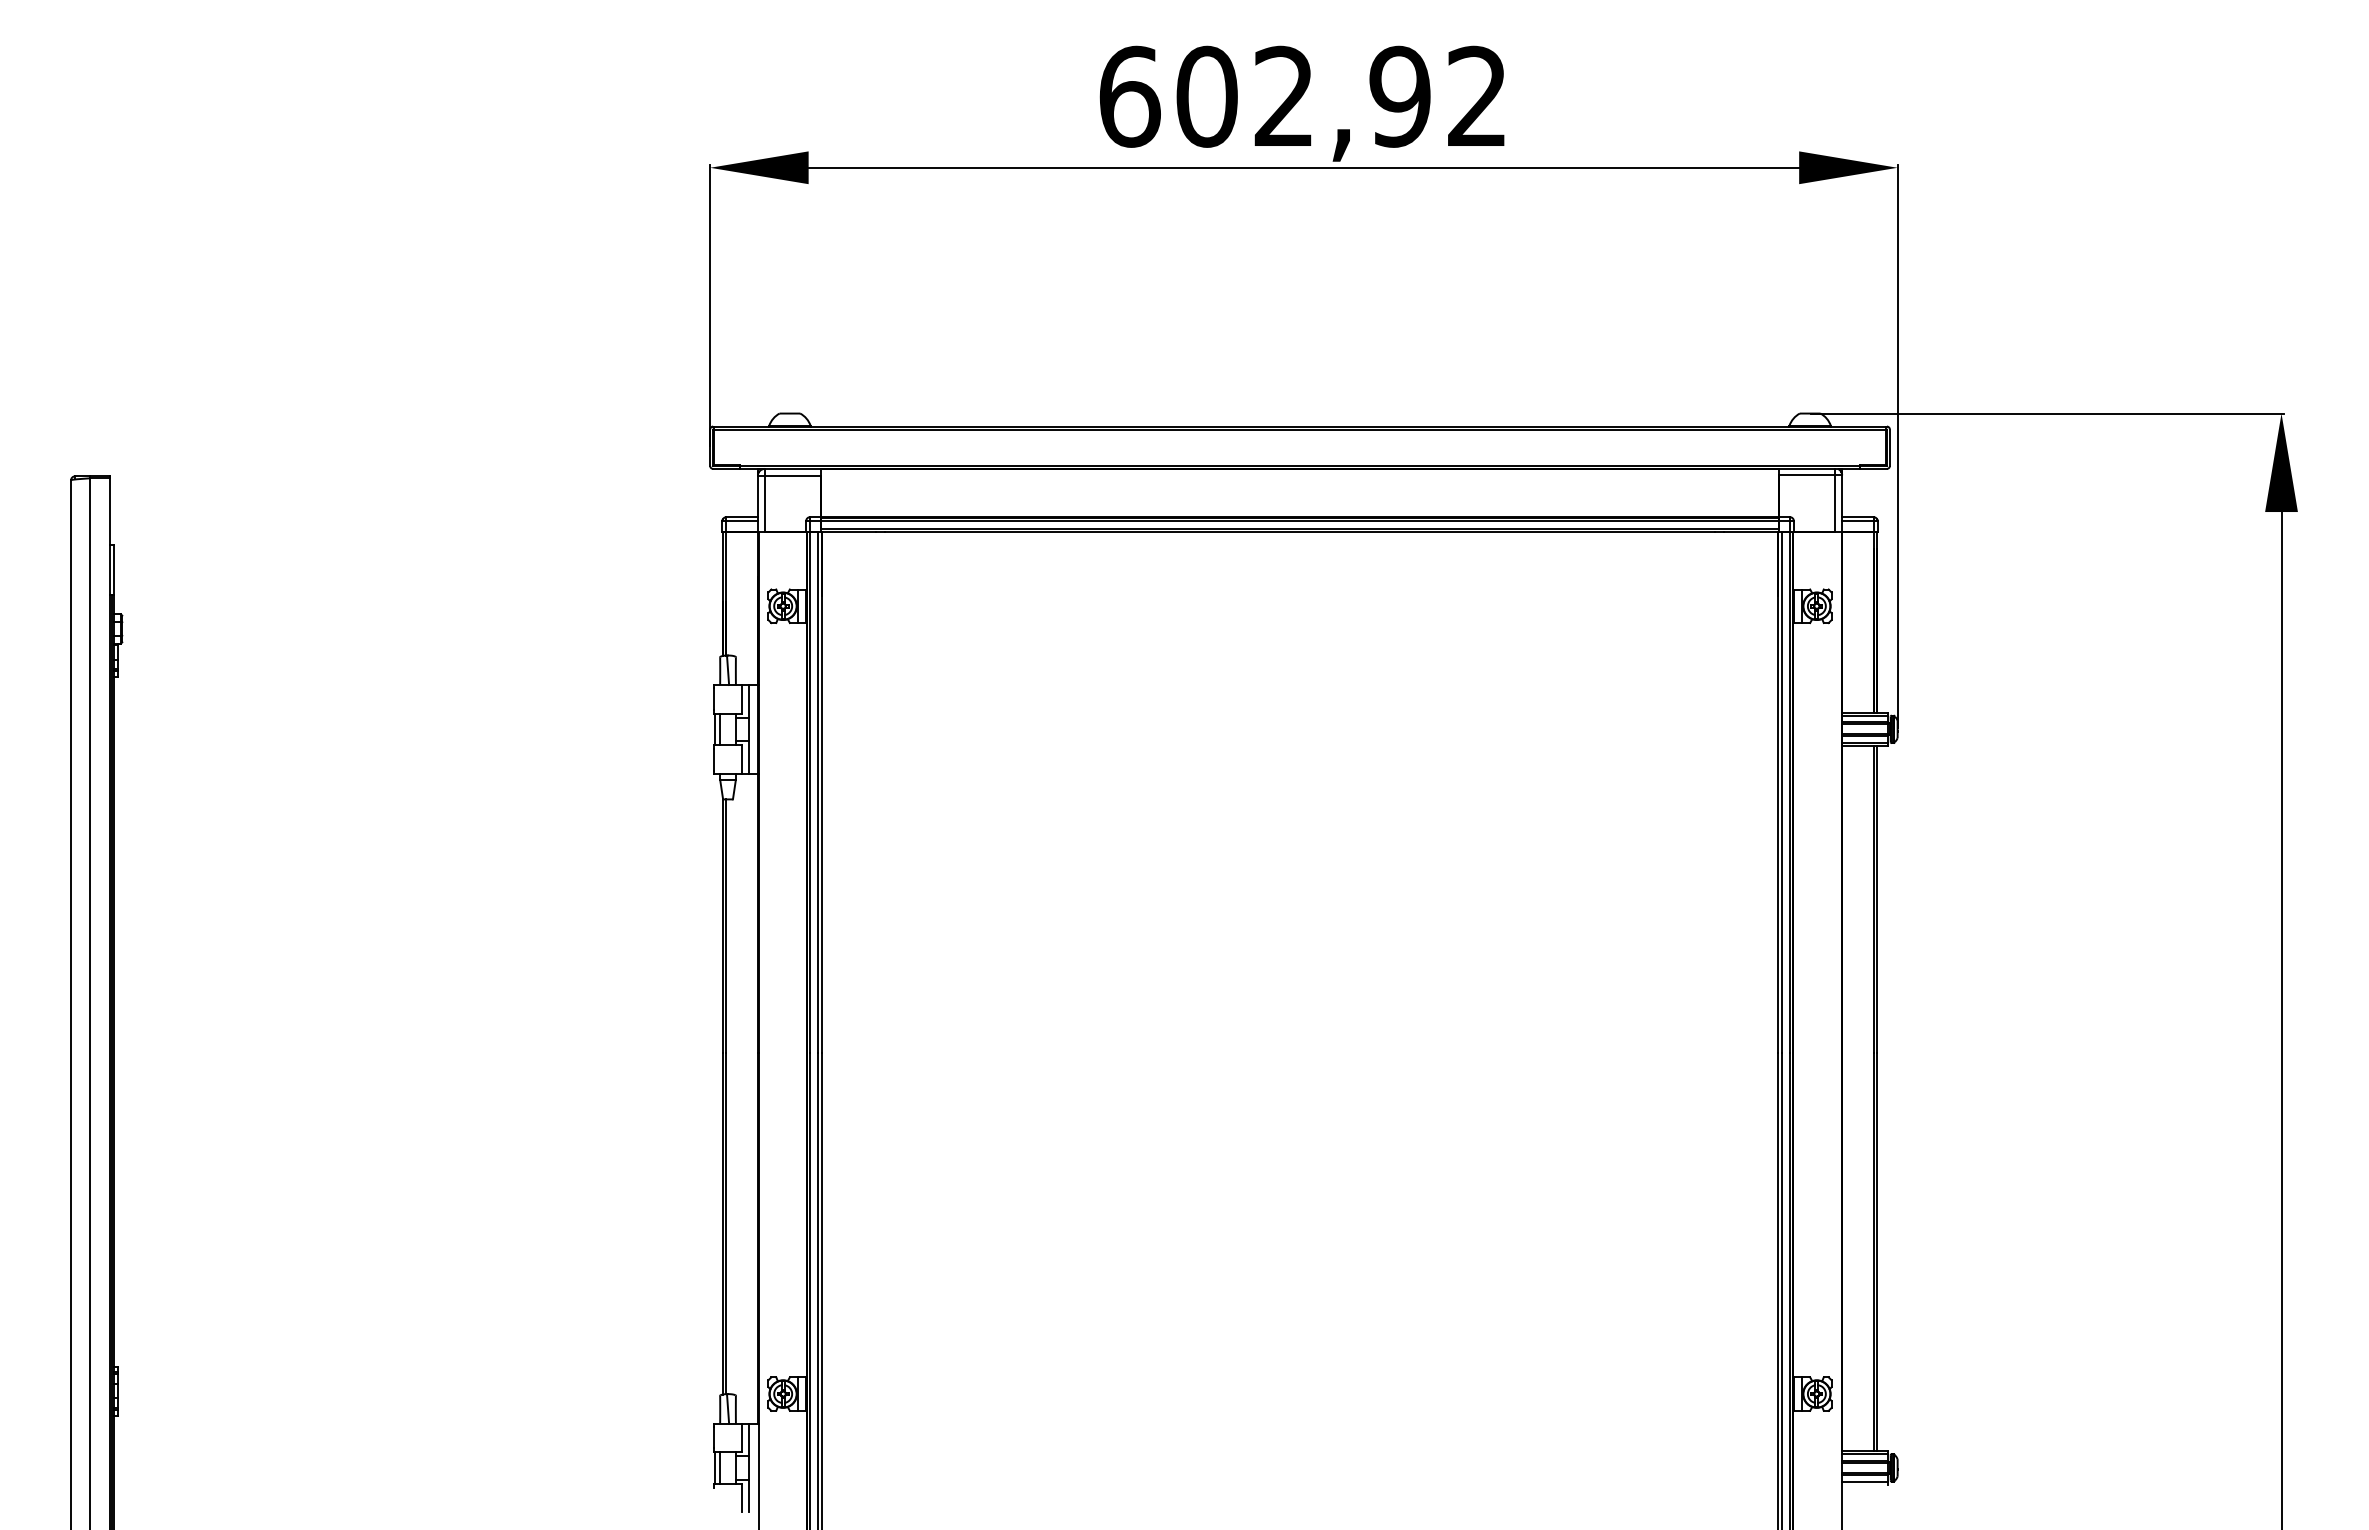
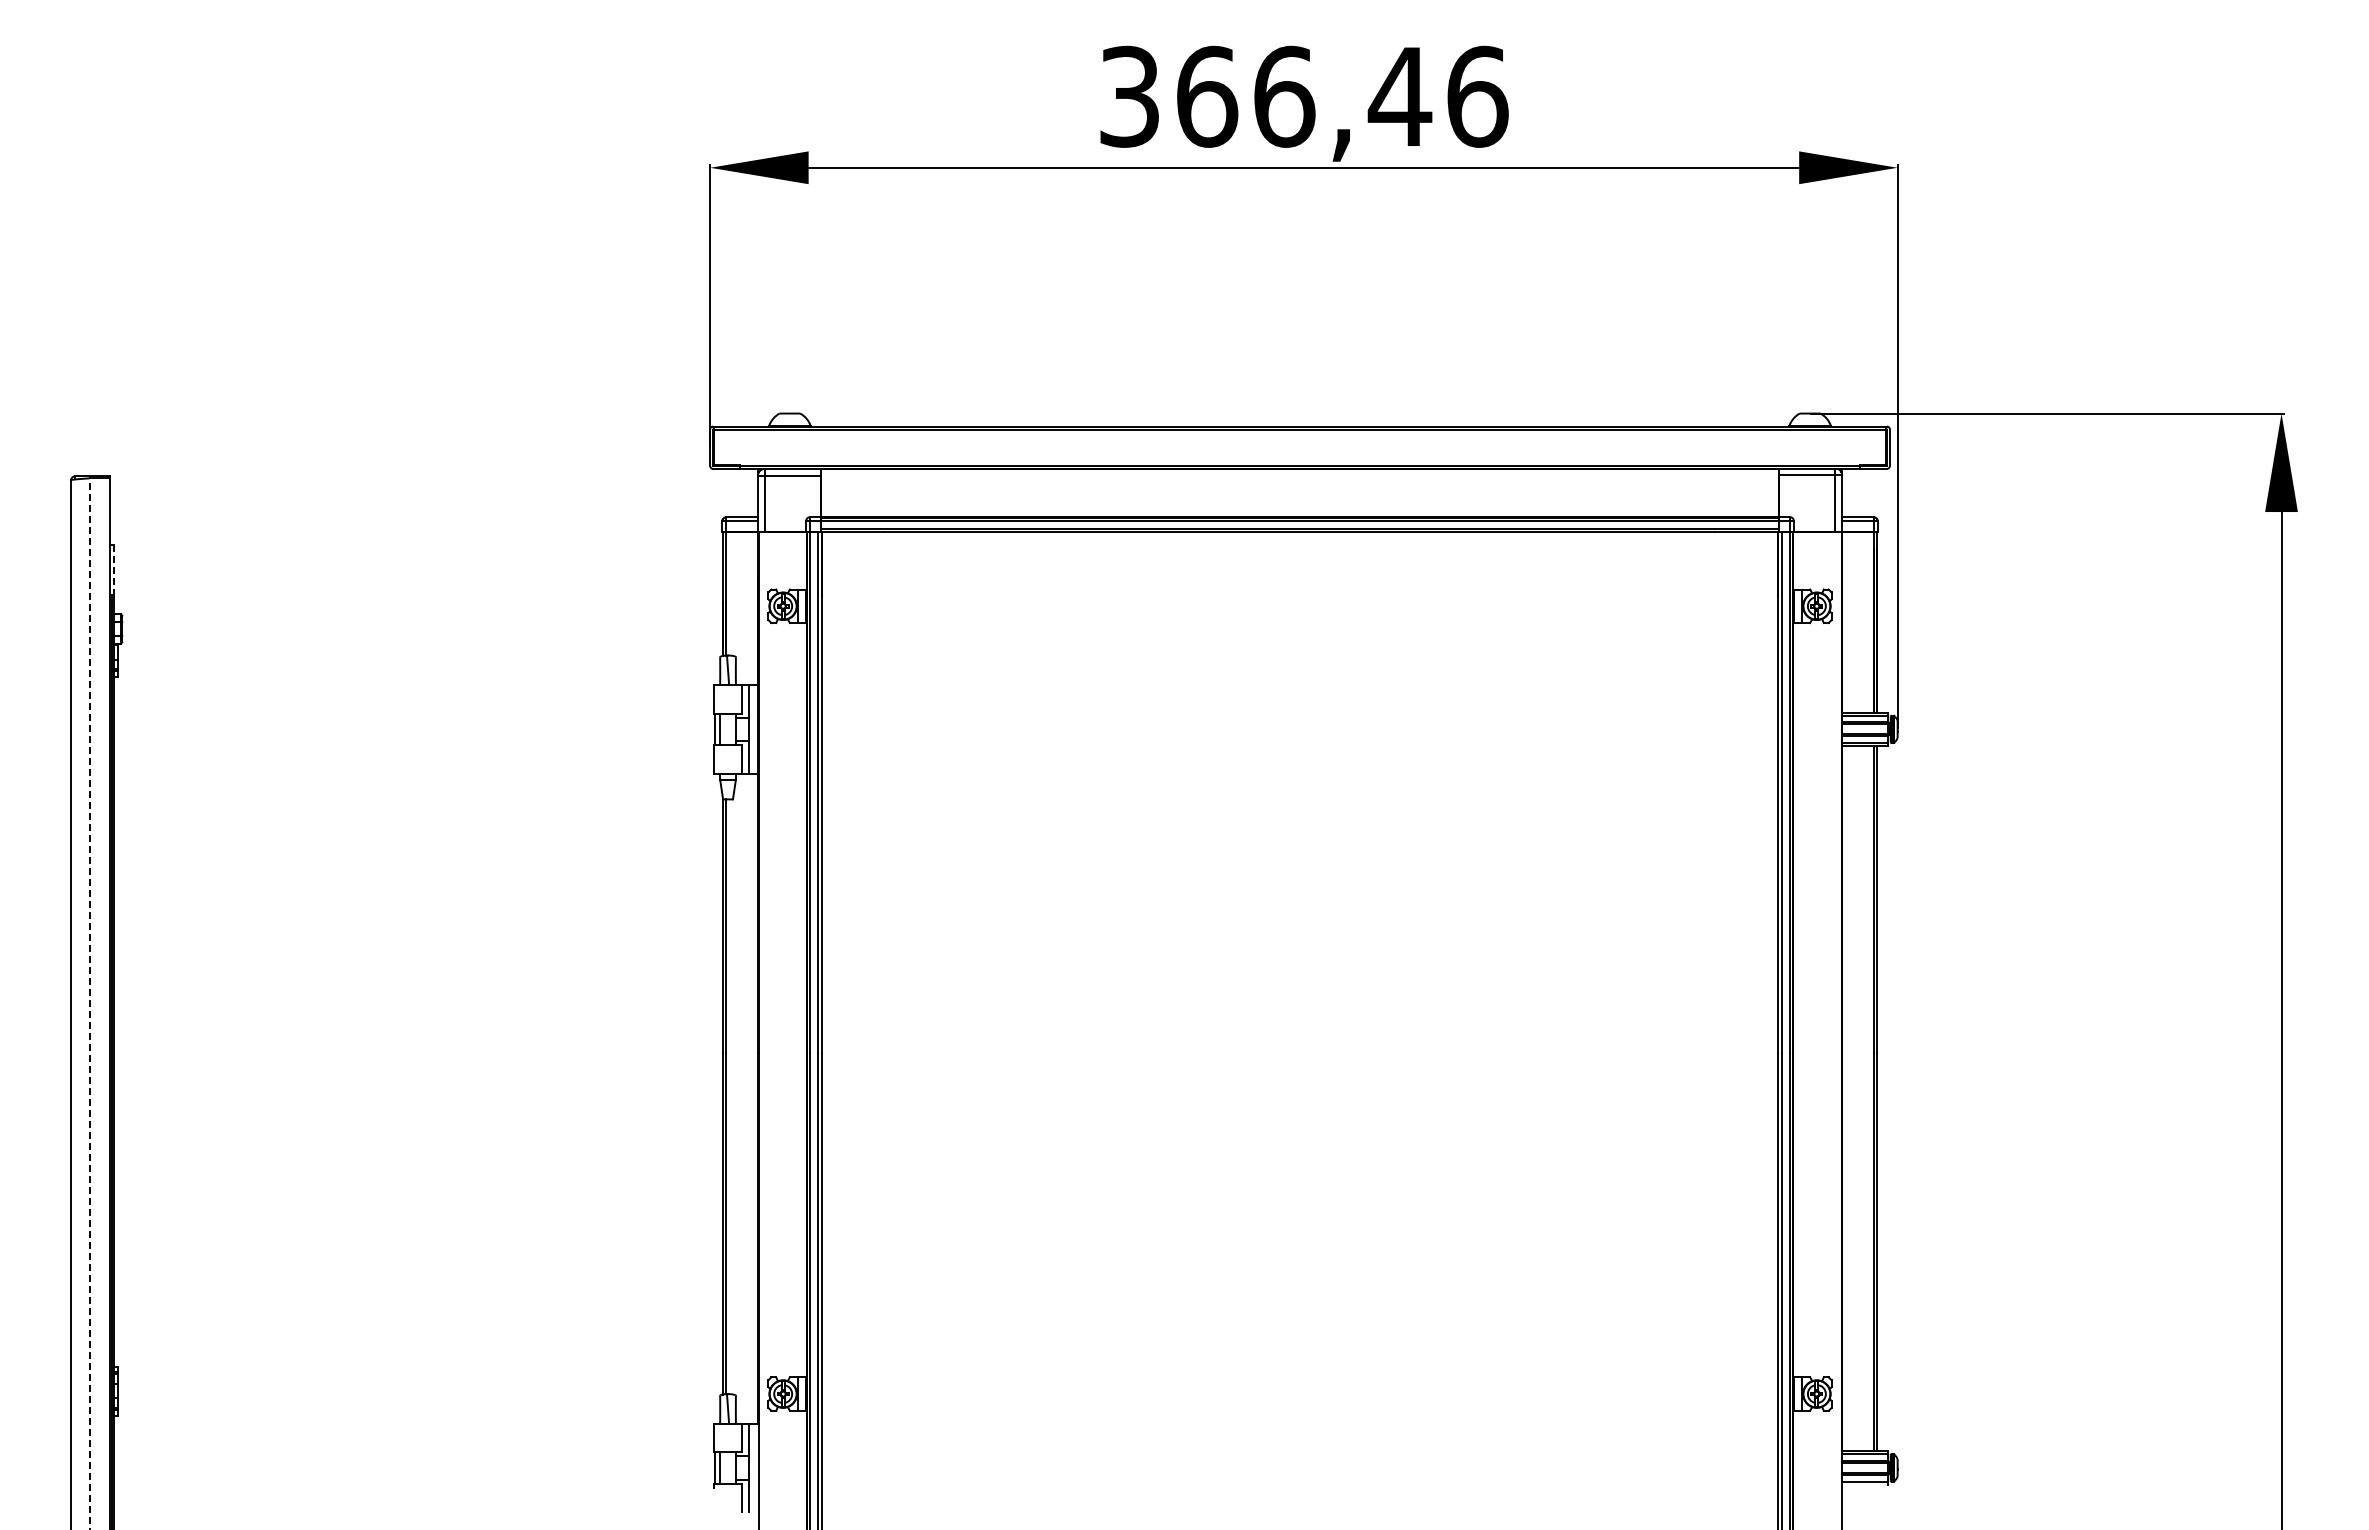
text: 602,92 -> 366,46 (1303, 96)
line: solid -> dashed (114, 569)
line: solid -> dashed (89, 1003)
